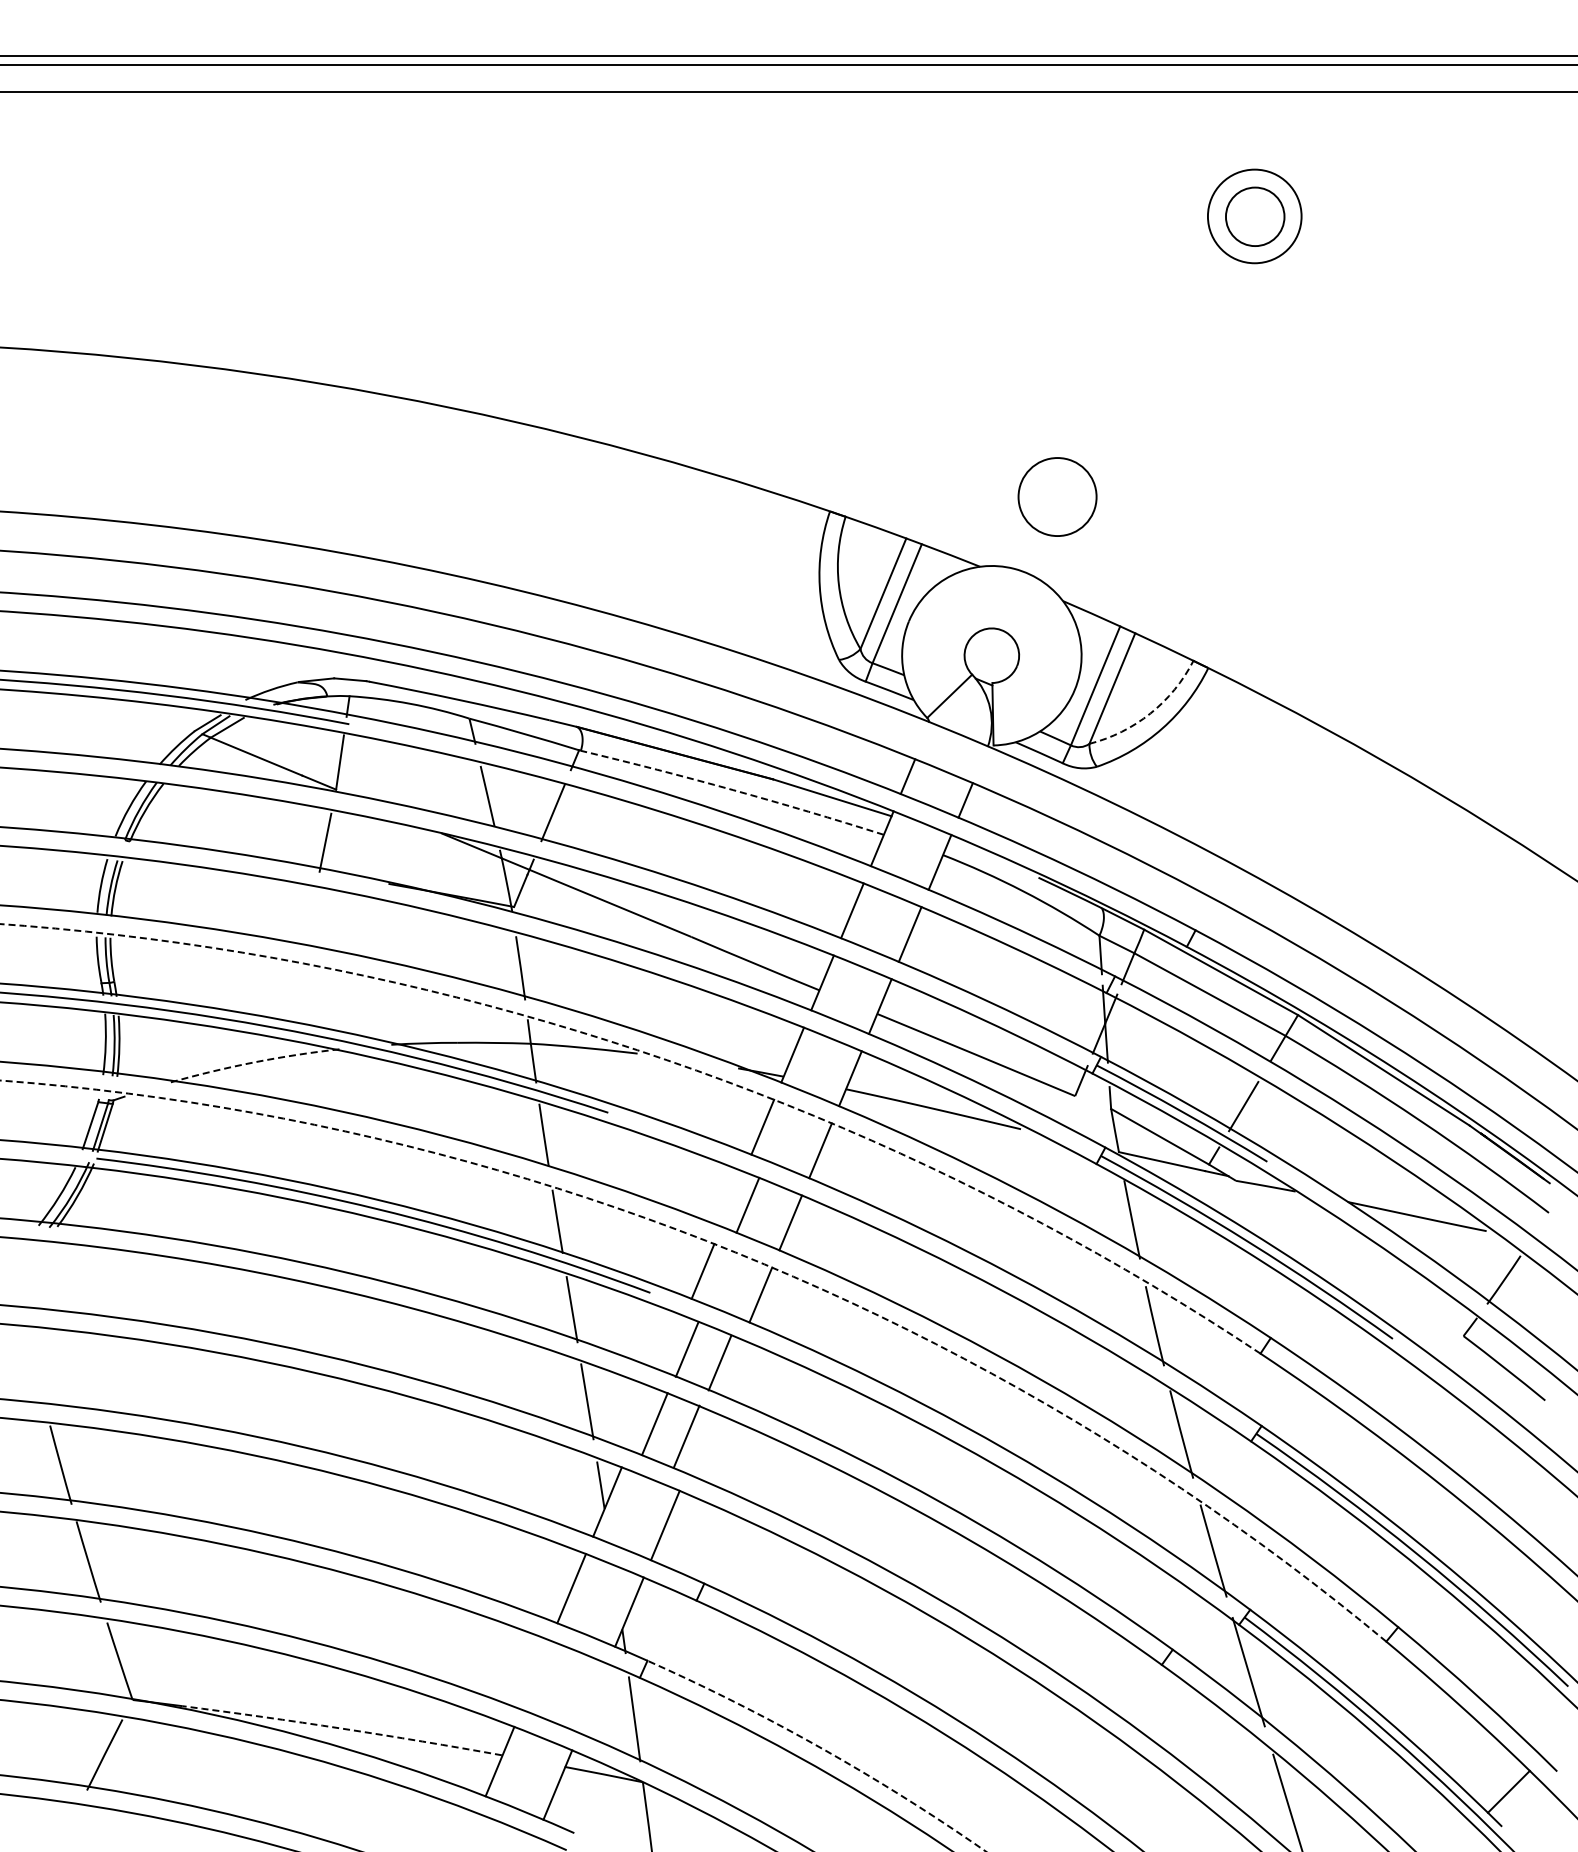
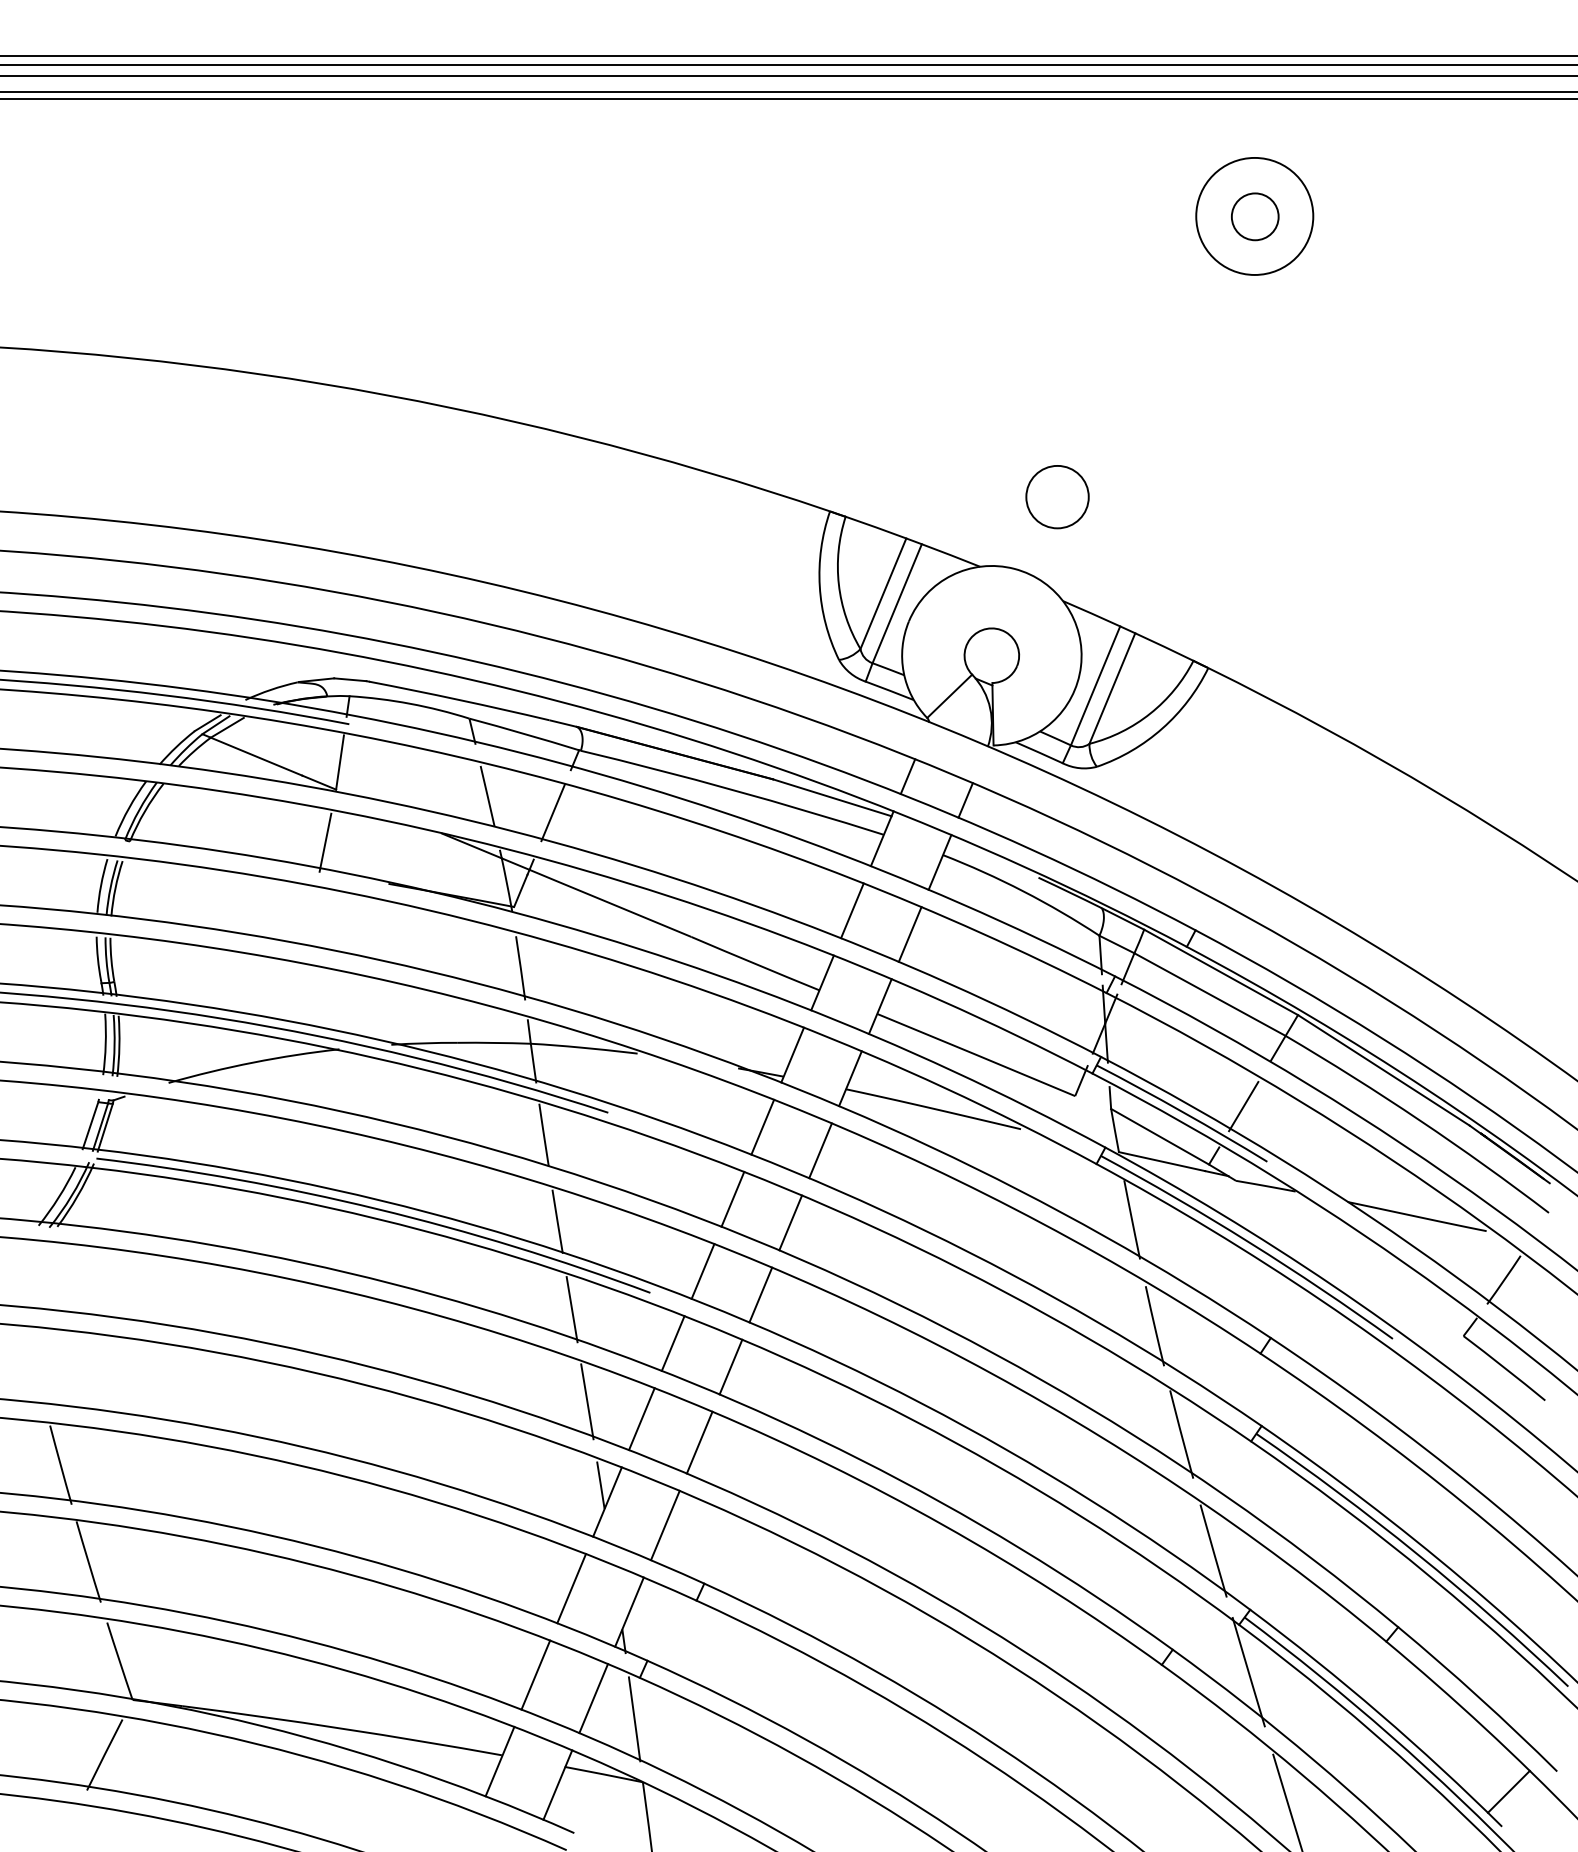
line: none -> present (788, 76)
line: none -> present (788, 99)
circle diameter: 59 px -> 47 px (1254, 216)
circle diameter: 94 px -> 117 px (1254, 215)
circle size: 81x80 px -> 65x65 px (1057, 497)
arc: dashed -> solid (1150, 713)
arc: dashed -> solid (733, 790)
arc: dashed -> solid (658, 1057)
arc: dashed -> solid (253, 1062)
line position: (747, 1204) -> (732, 1198) (732, 1198)
arc: dashed -> solid (737, 1253)
line position: (686, 1349) -> (672, 1343) (672, 1343)
line position: (719, 1362) -> (730, 1366) (730, 1366)
line position: (654, 1424) -> (641, 1419) (641, 1419)
line position: (686, 1436) -> (699, 1442) (699, 1442)
line: none -> present (535, 1674)
line: none -> present (593, 1698)
arc: dashed -> solid (342, 1728)
arc: dashed -> solid (820, 1747)
